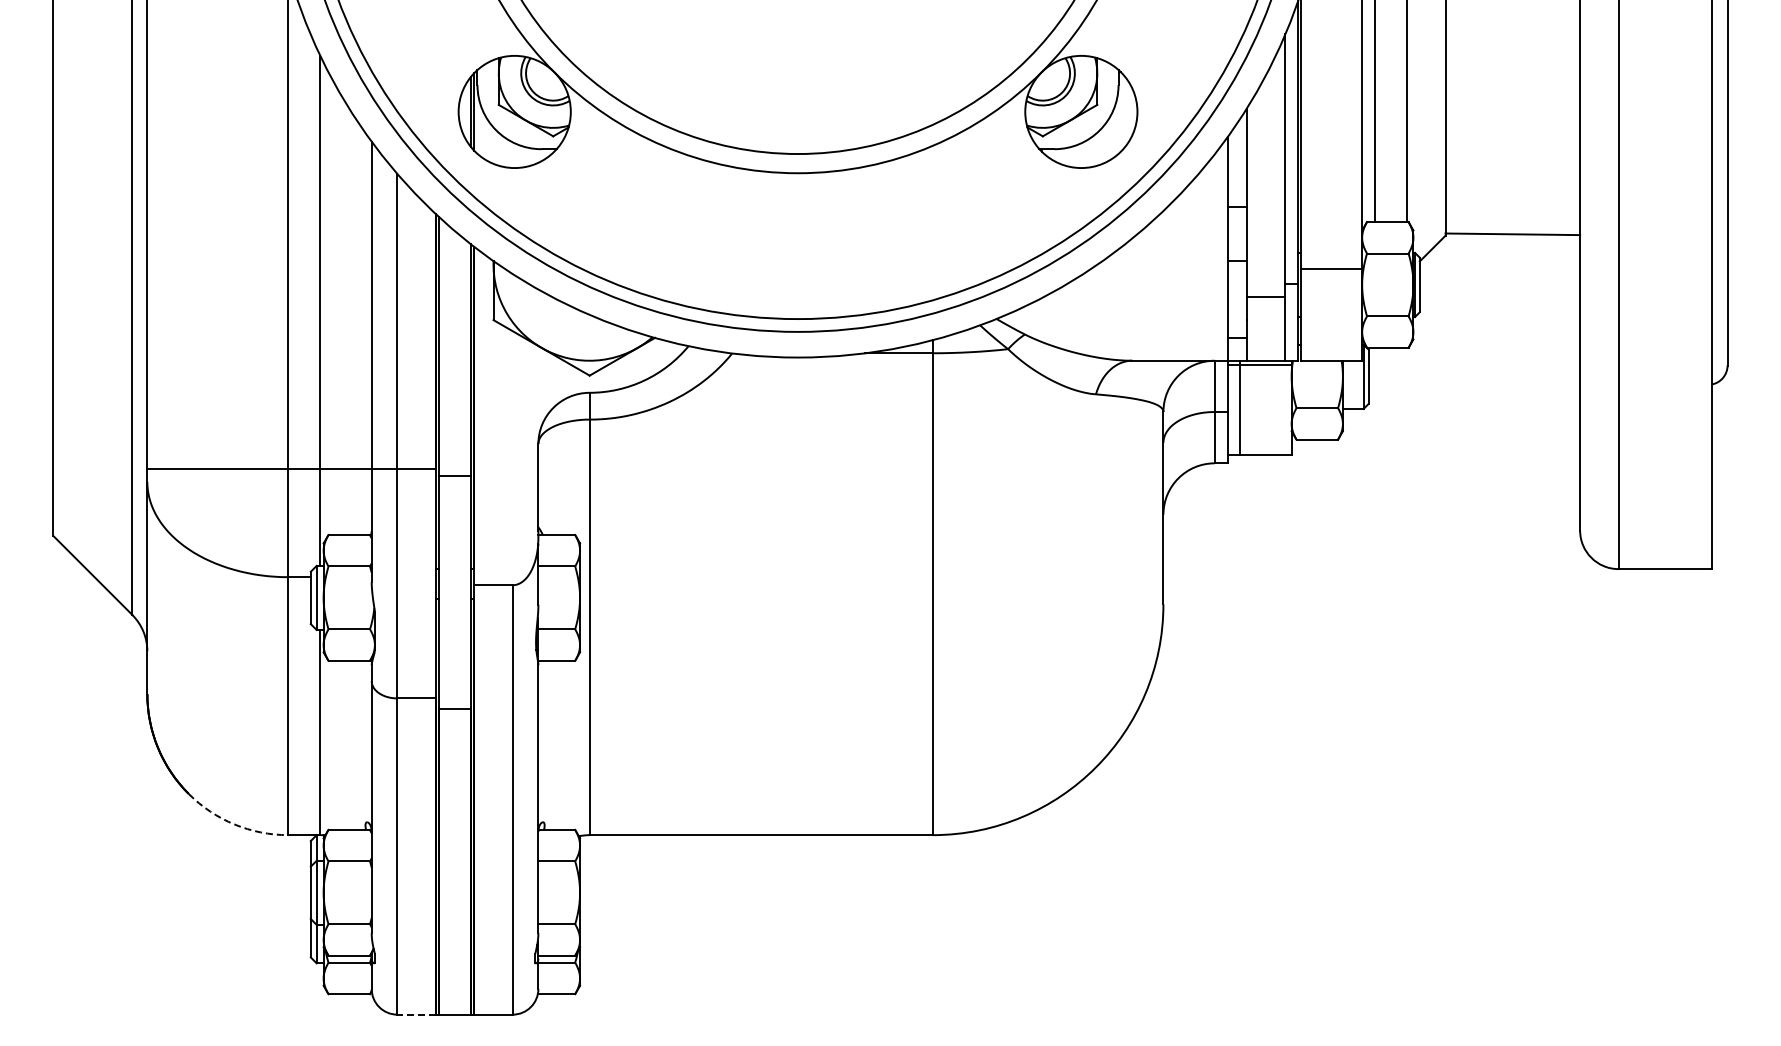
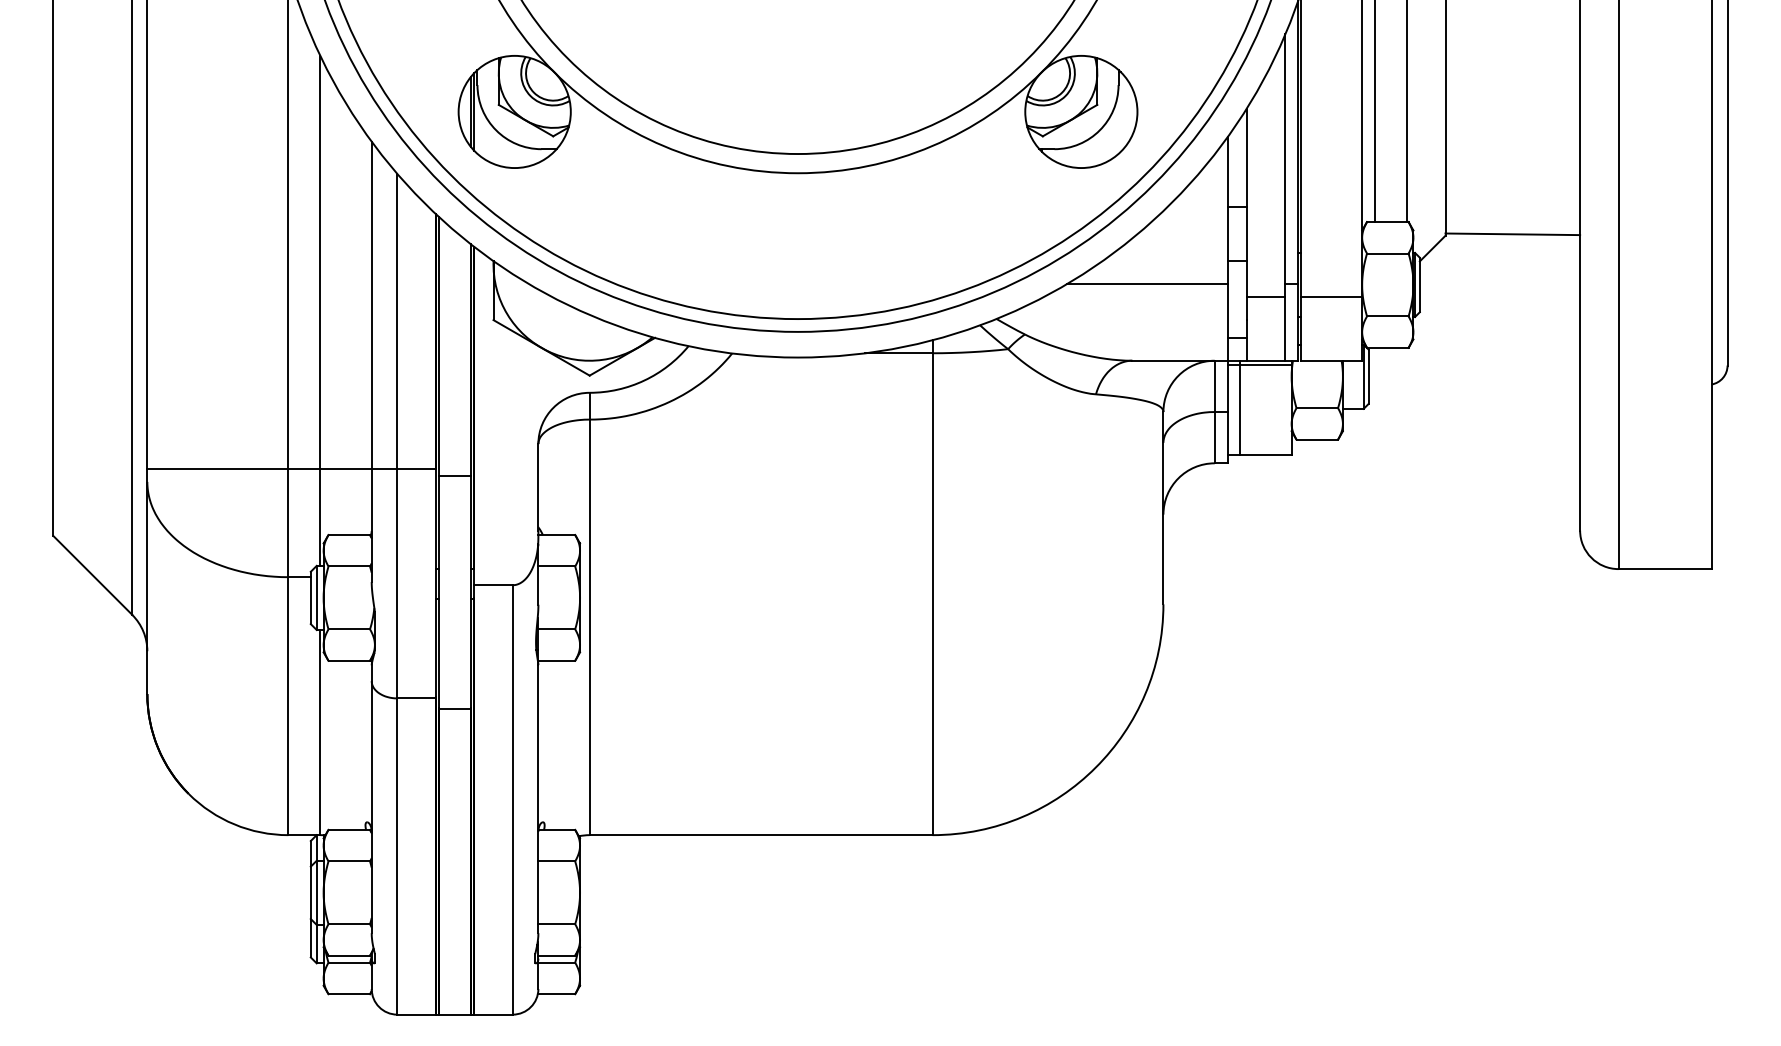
line position: (1331, 268) -> (1331, 296) (1331, 296)
line: none -> present (1147, 283)
arc: dashed -> solid (234, 824)
line: dashed -> solid (416, 1014)
